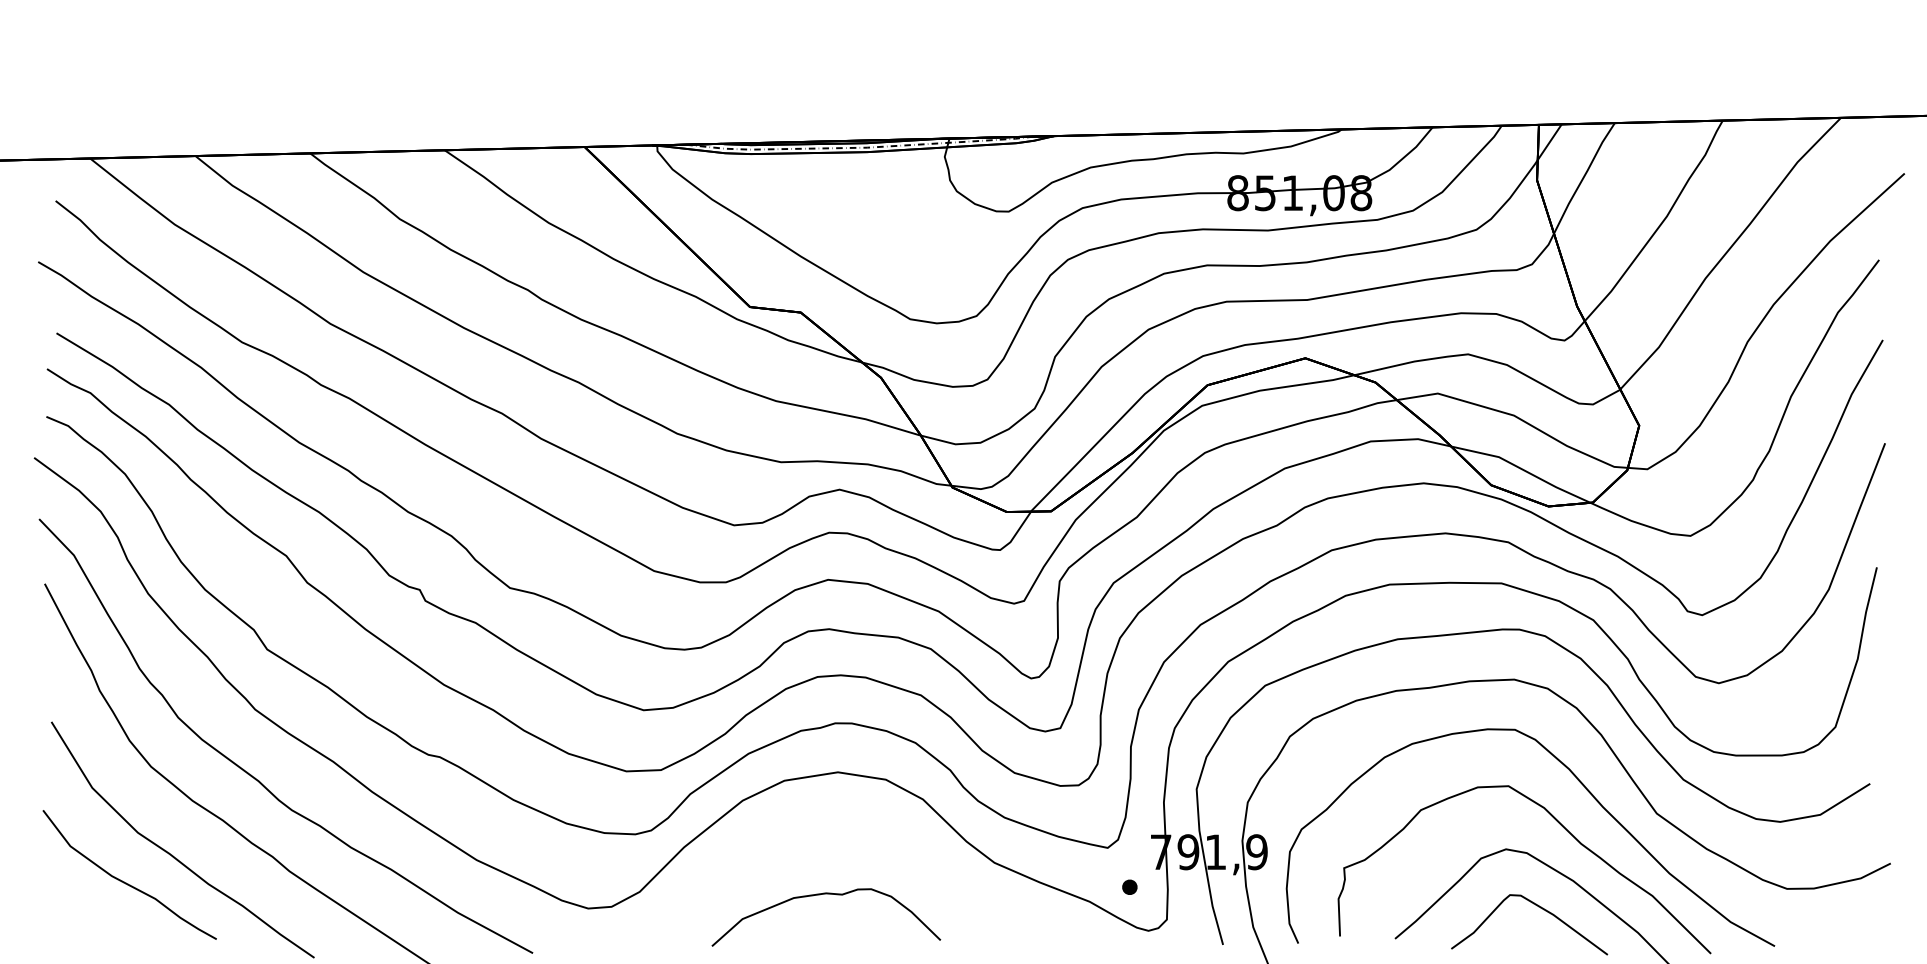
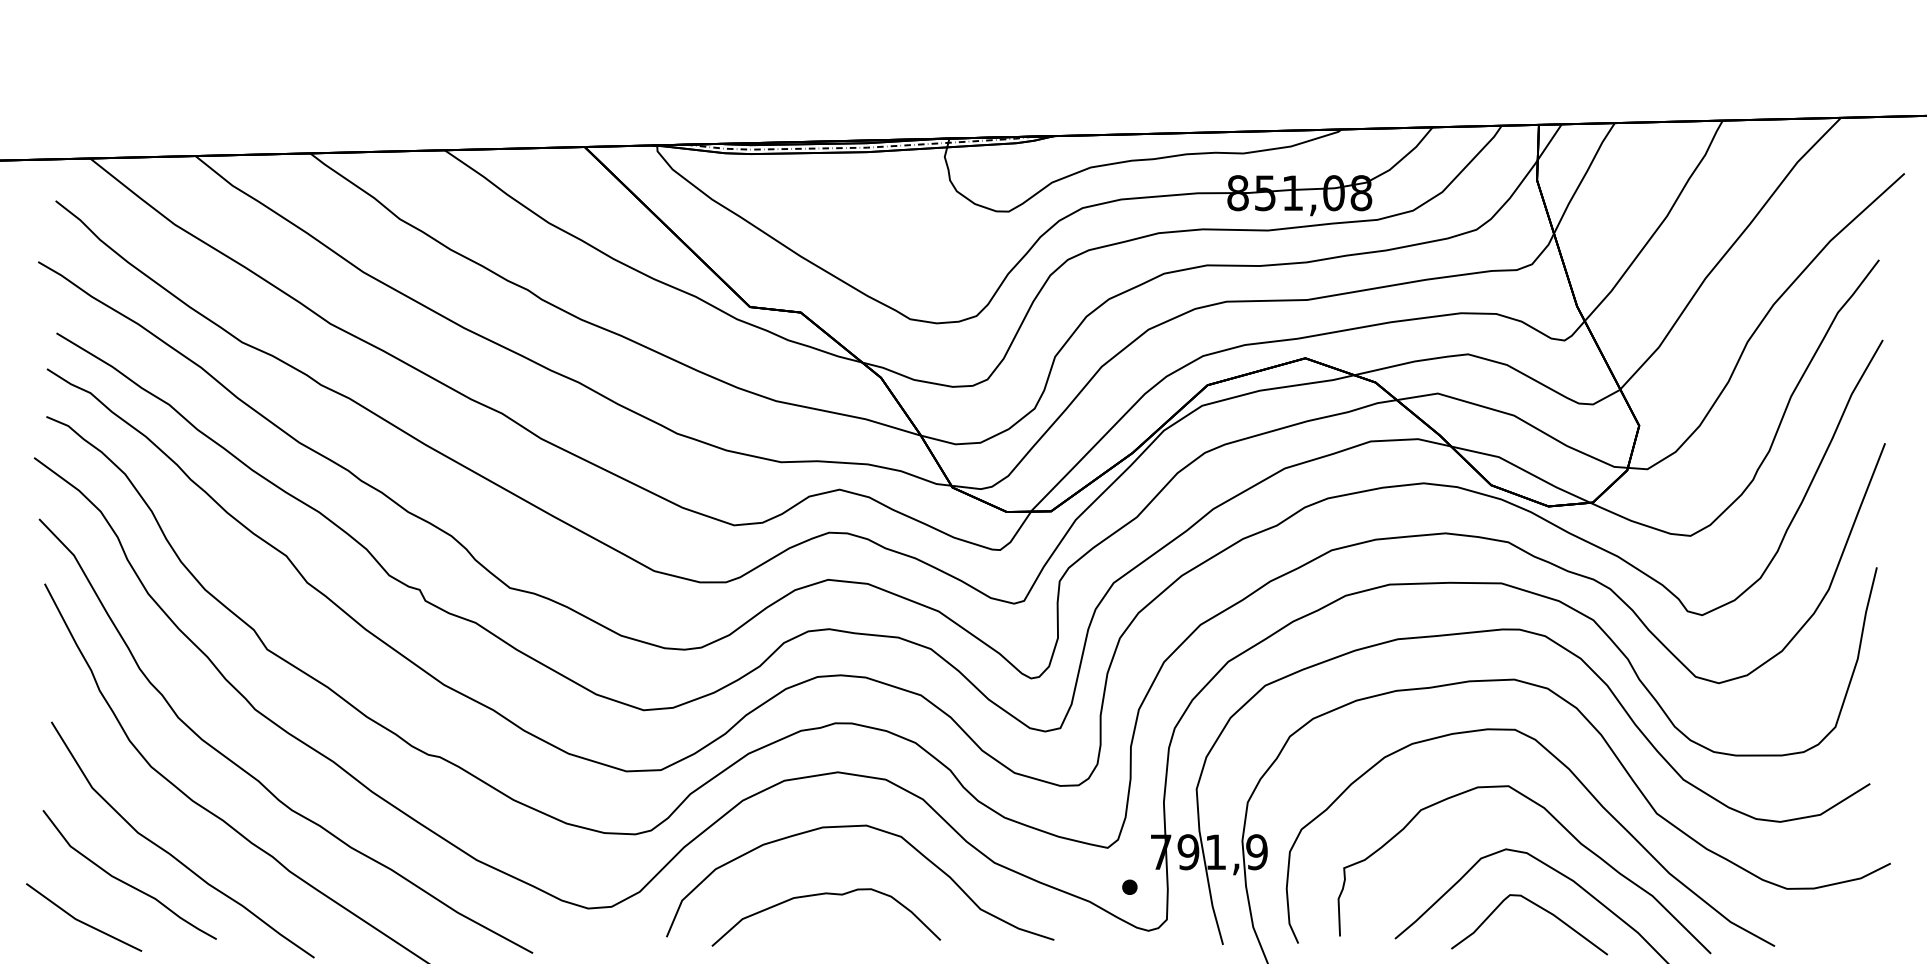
curve: none -> present (877, 830)
line: none -> present (83, 921)
